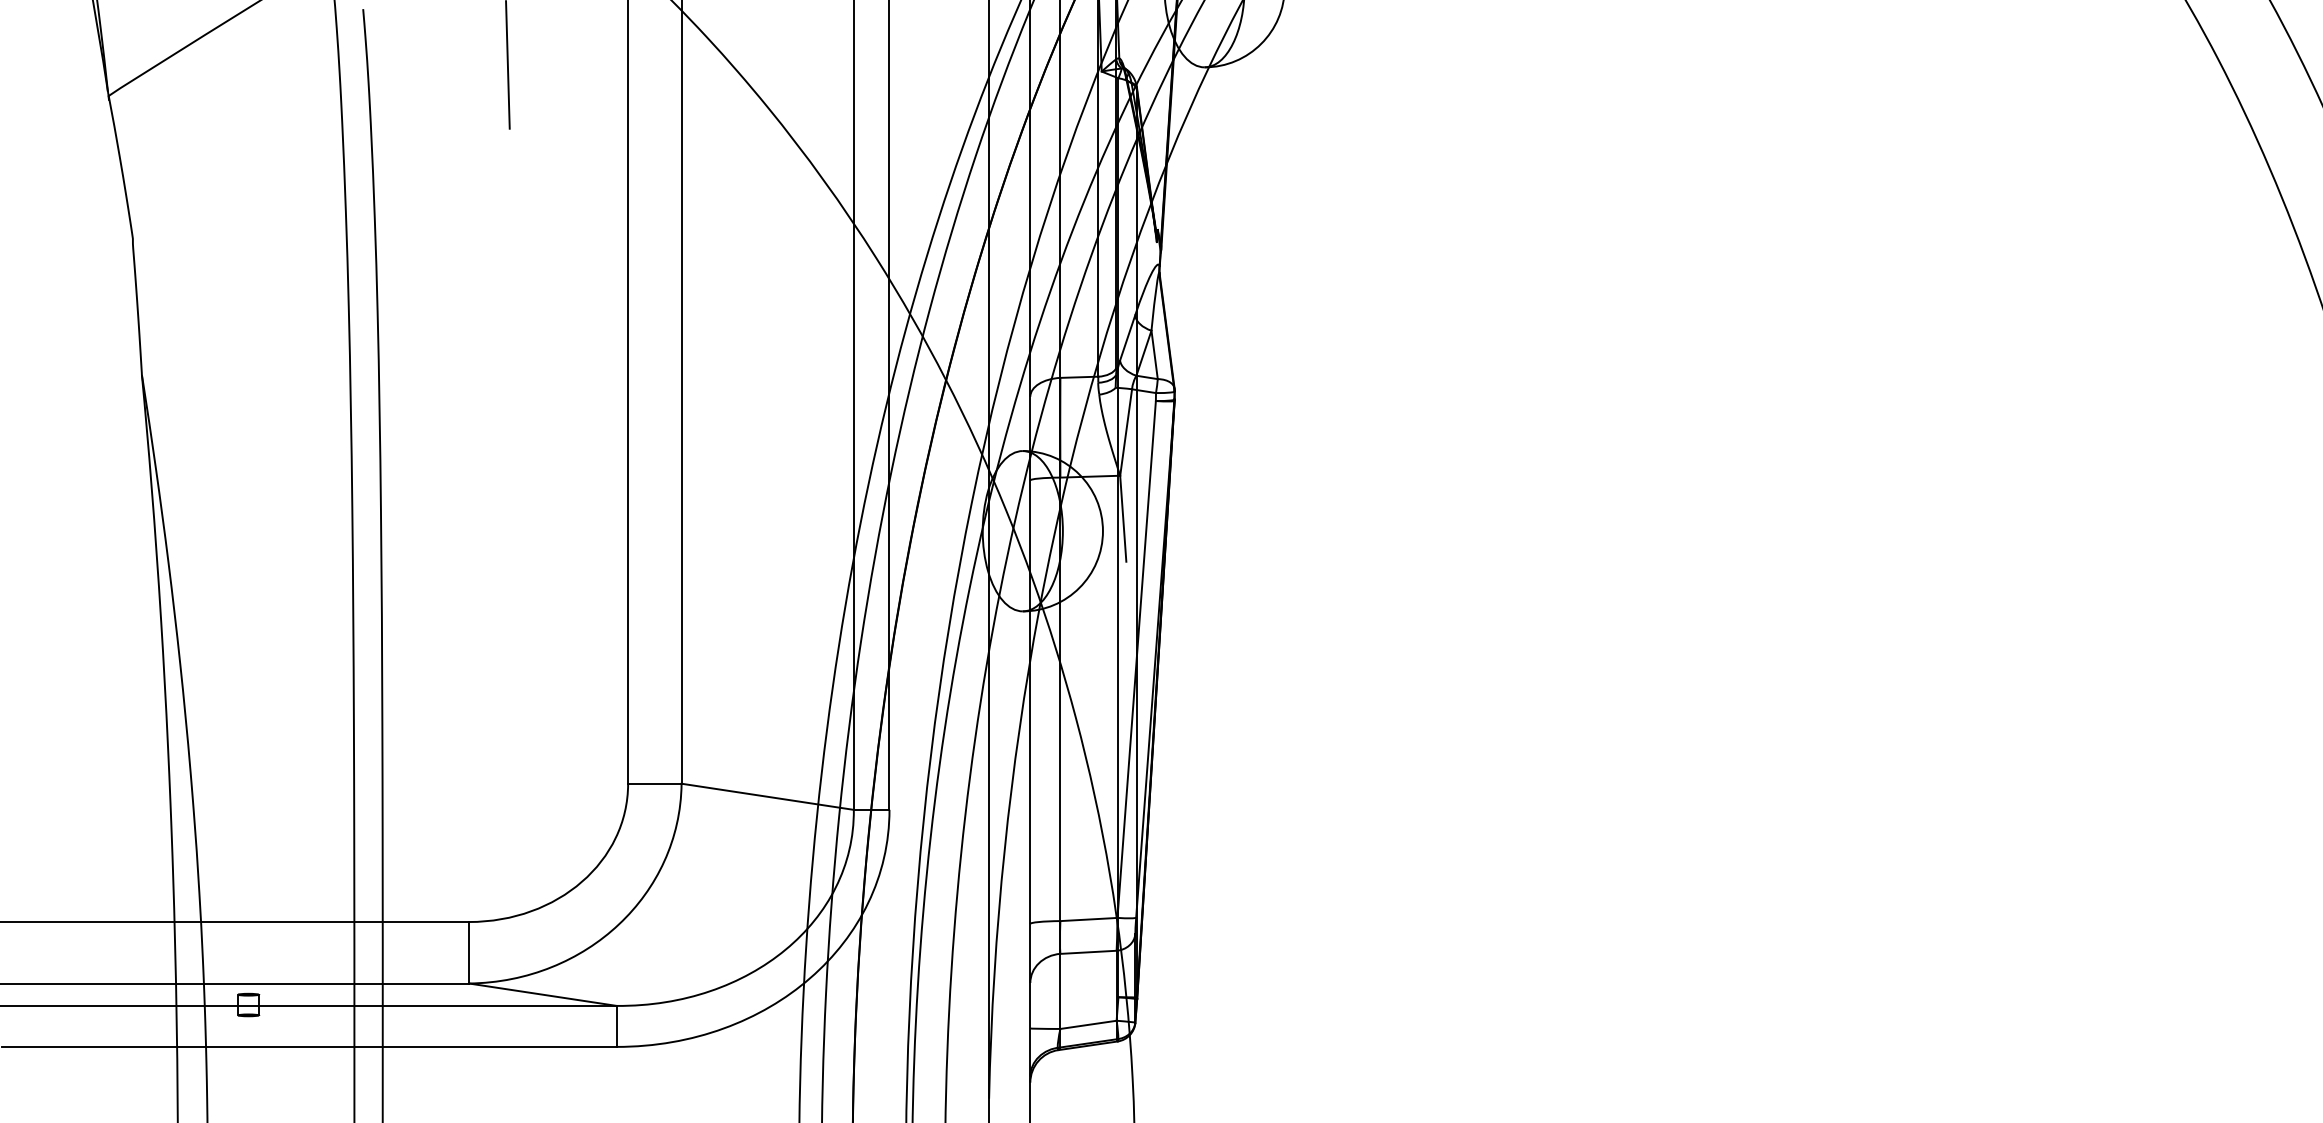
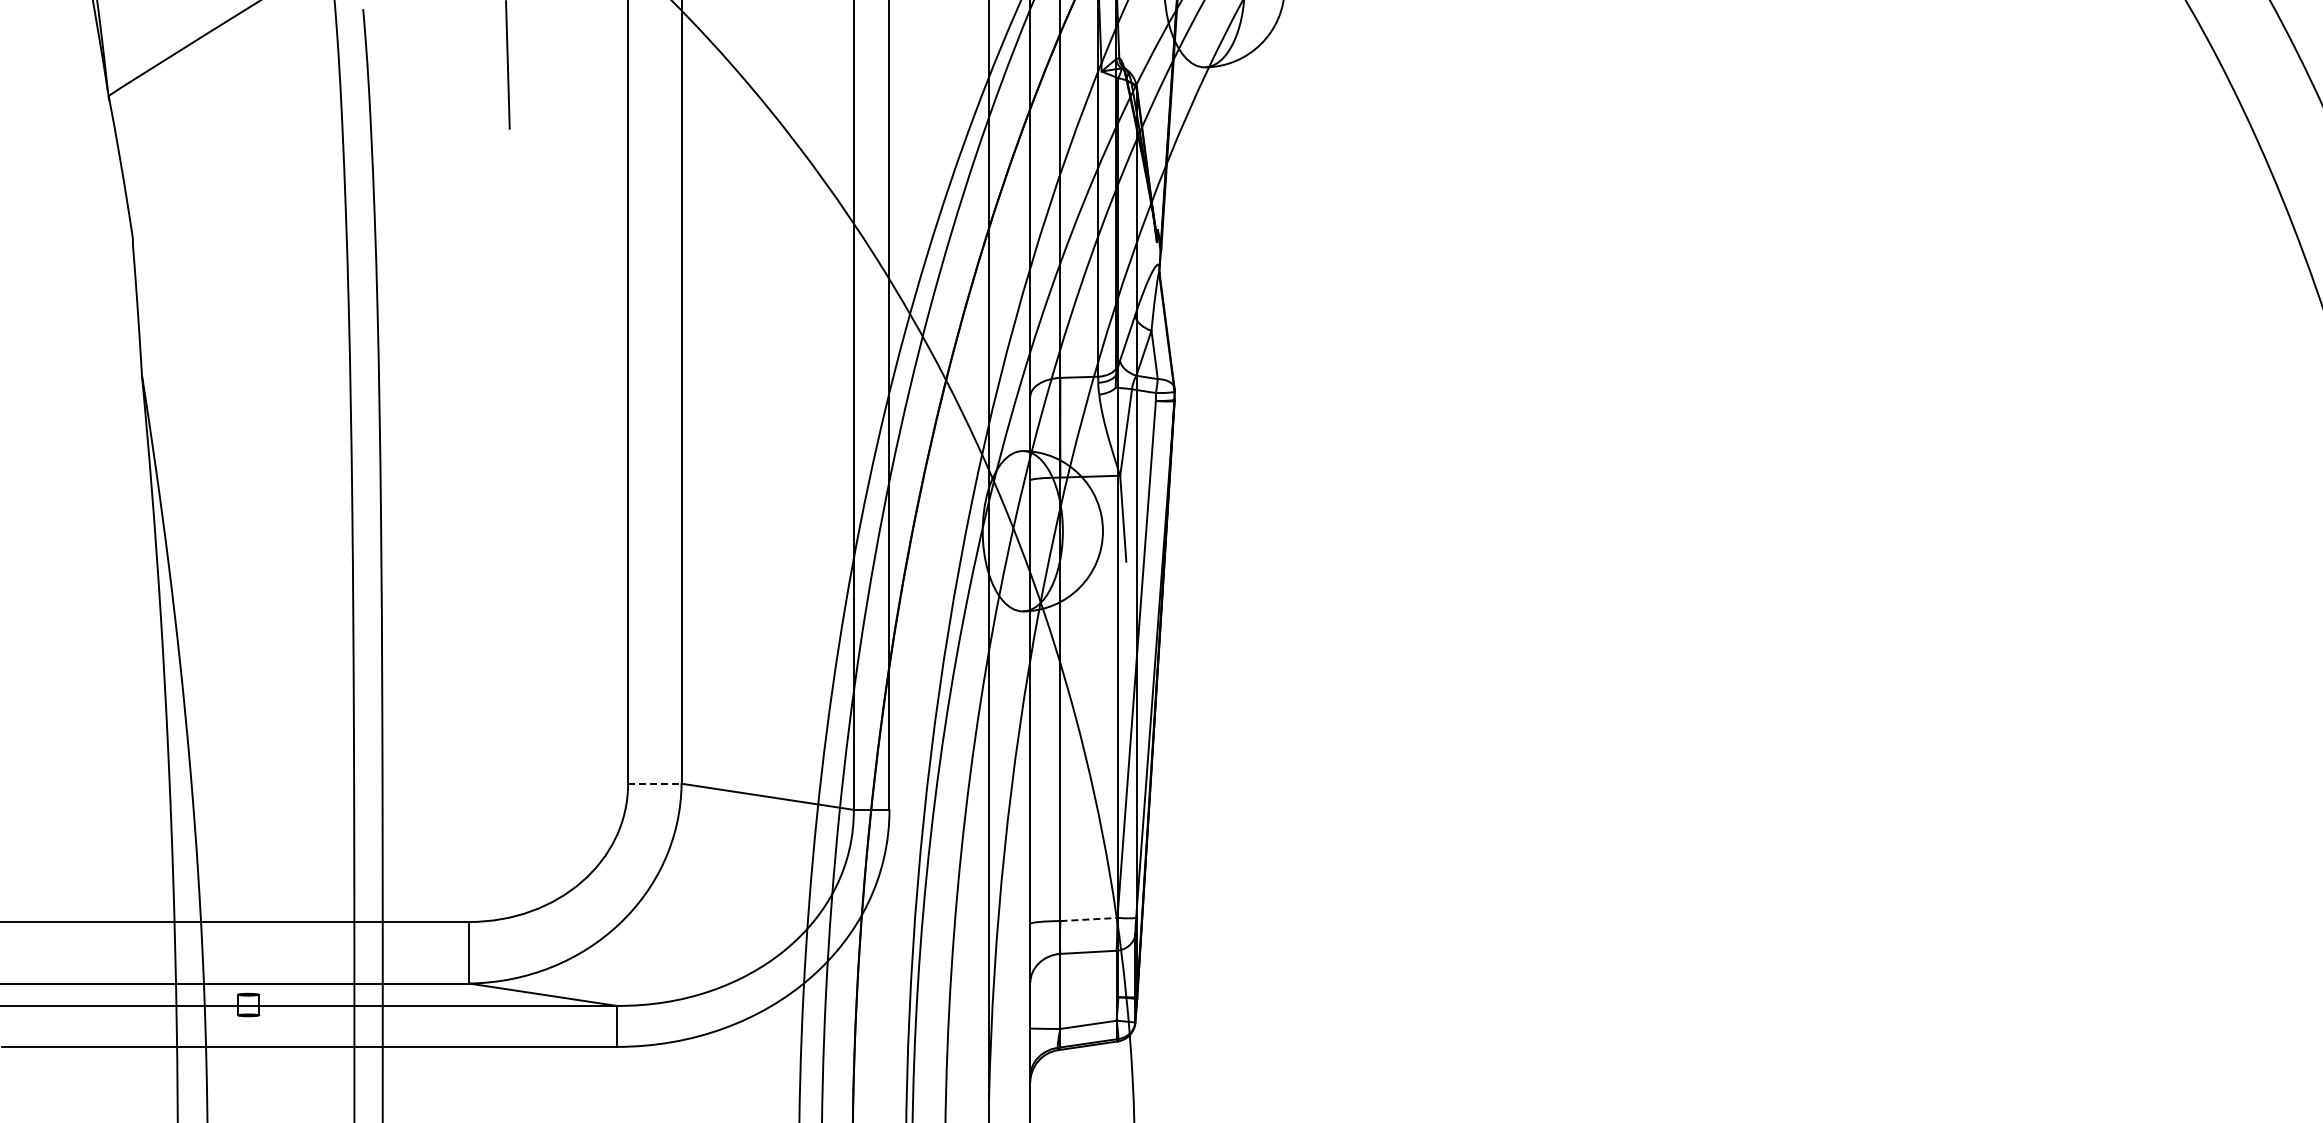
line: solid -> dashed (654, 783)
line: solid -> dashed (1088, 919)
